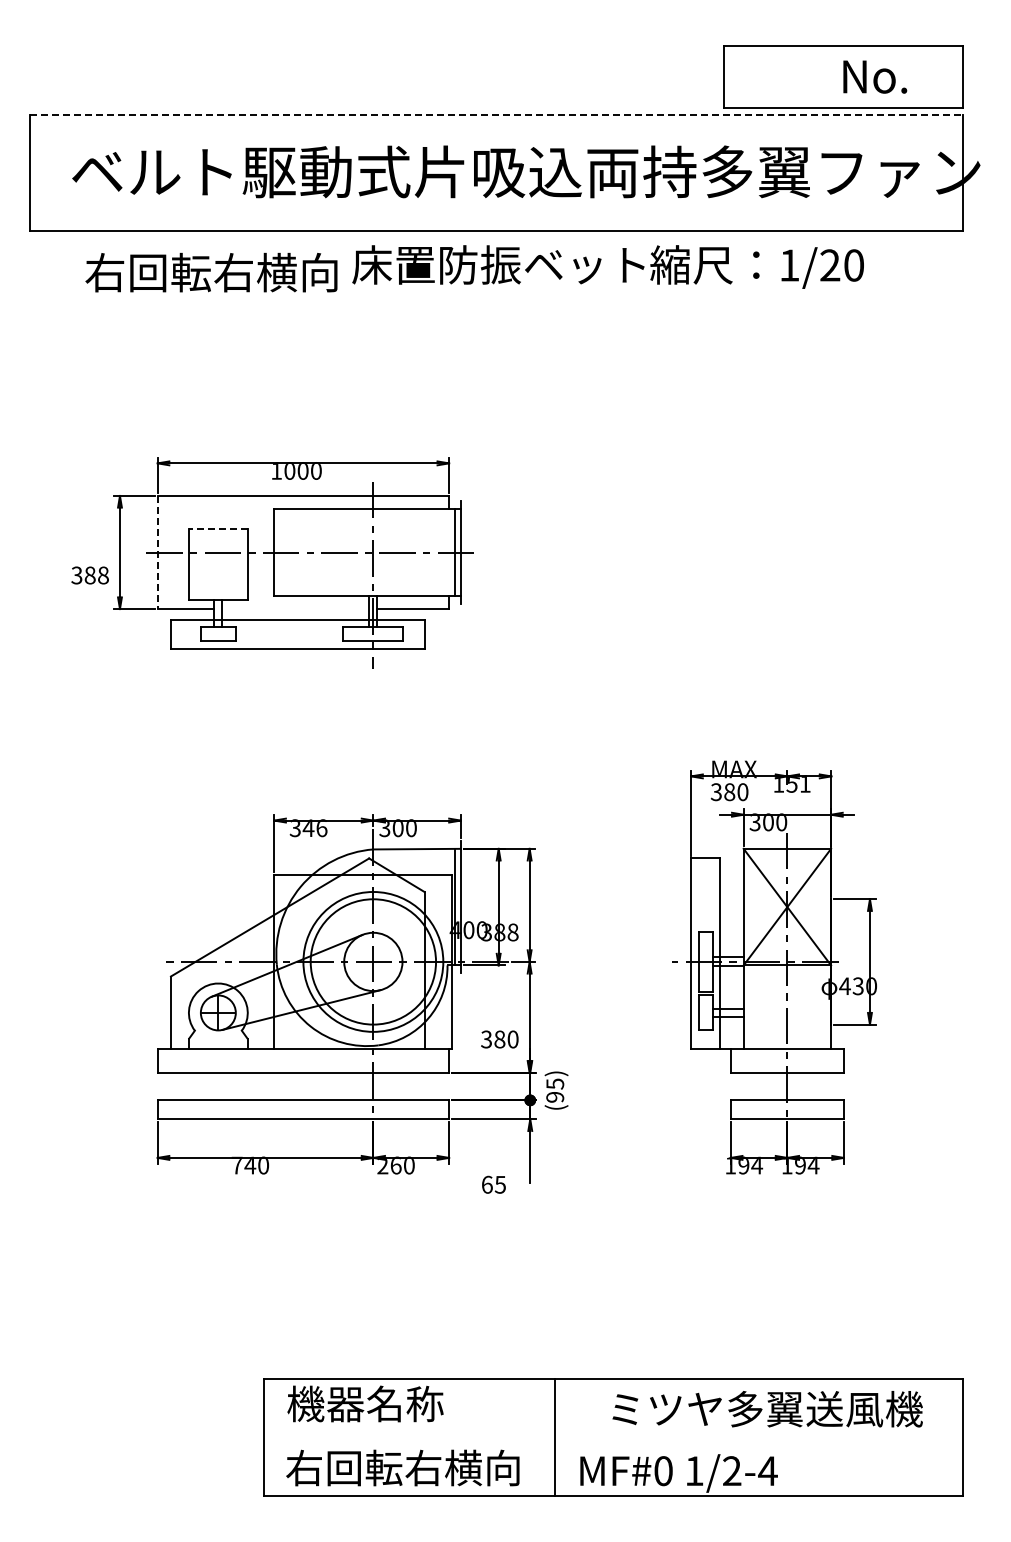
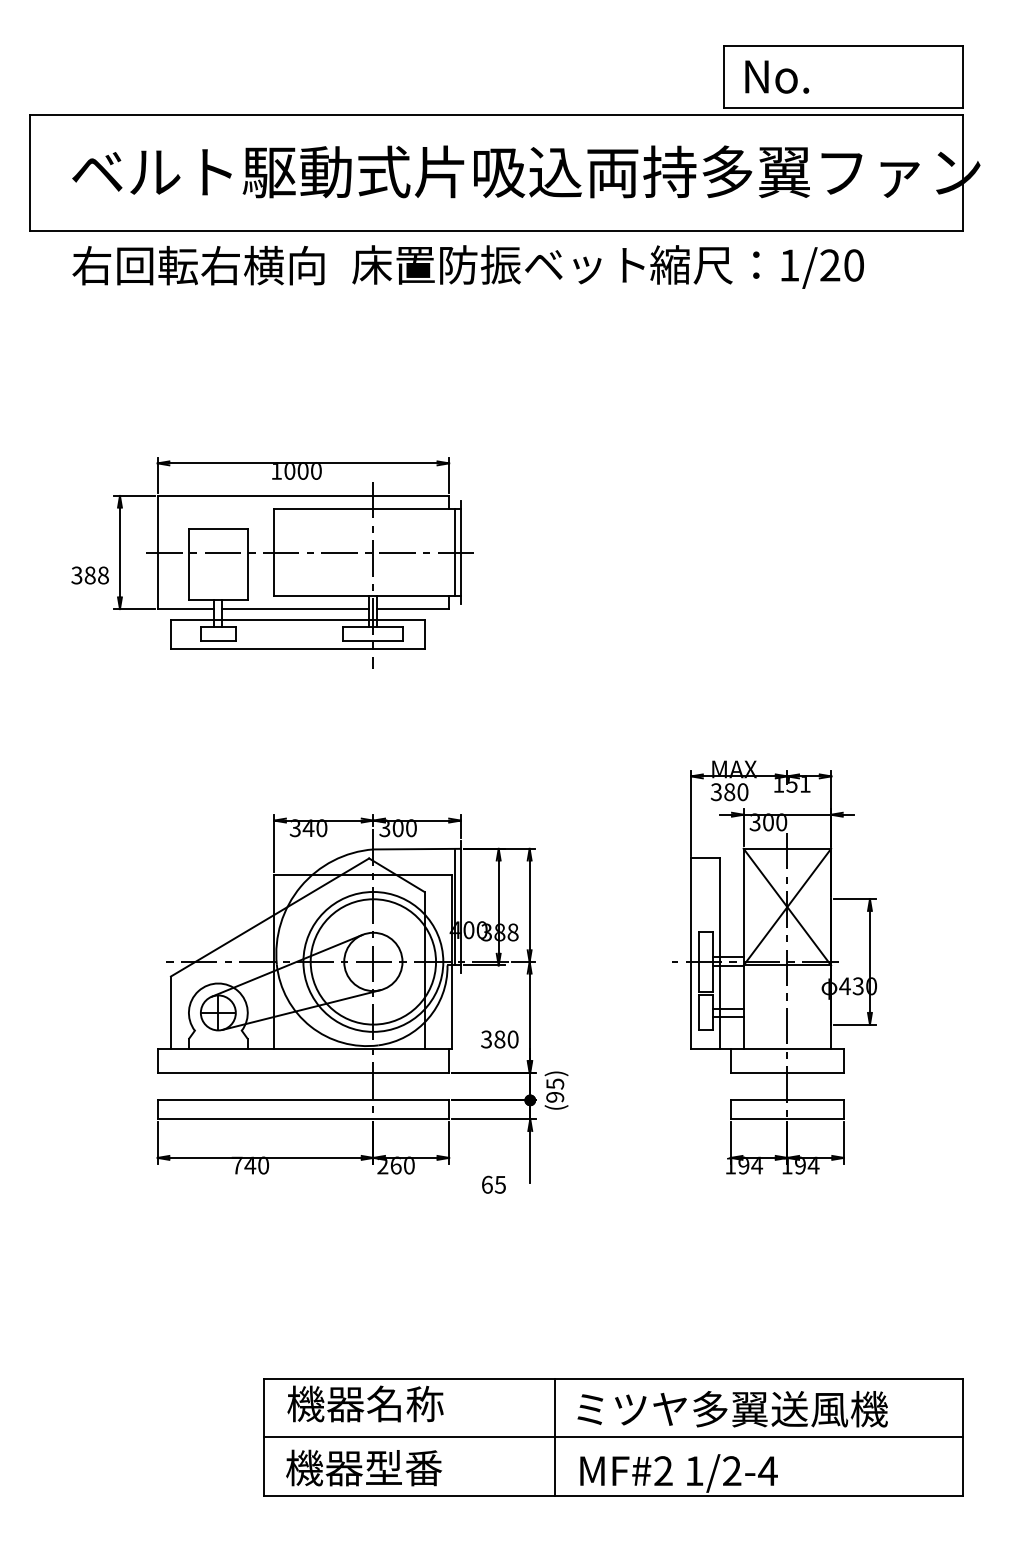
text position: (875, 76) -> (777, 76) (777, 76)
line: dashed -> solid (497, 114)
text position: (211, 272) -> (198, 265) (198, 265)
line: dashed -> solid (217, 529)
line: dashed -> solid (157, 552)
line: none -> present (295, 609)
text: 346 -> 340 (321, 828)
text position: (767, 1409) -> (732, 1409) (732, 1409)
line: none -> present (613, 1437)
text: 右回転右横向 -> 機器型番 (402, 1467)
text: MF#0 -> MF#2 (663, 1471)
